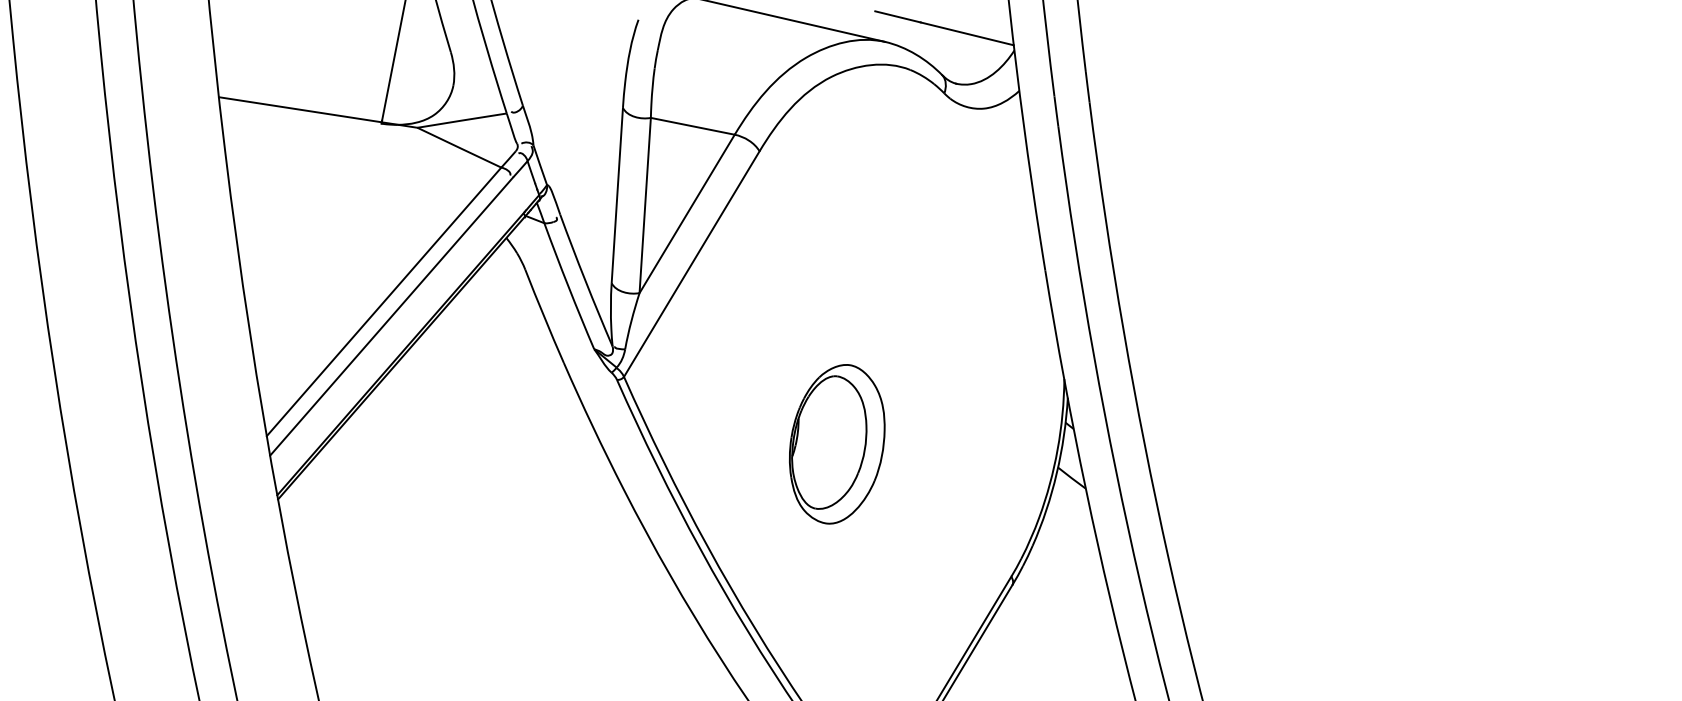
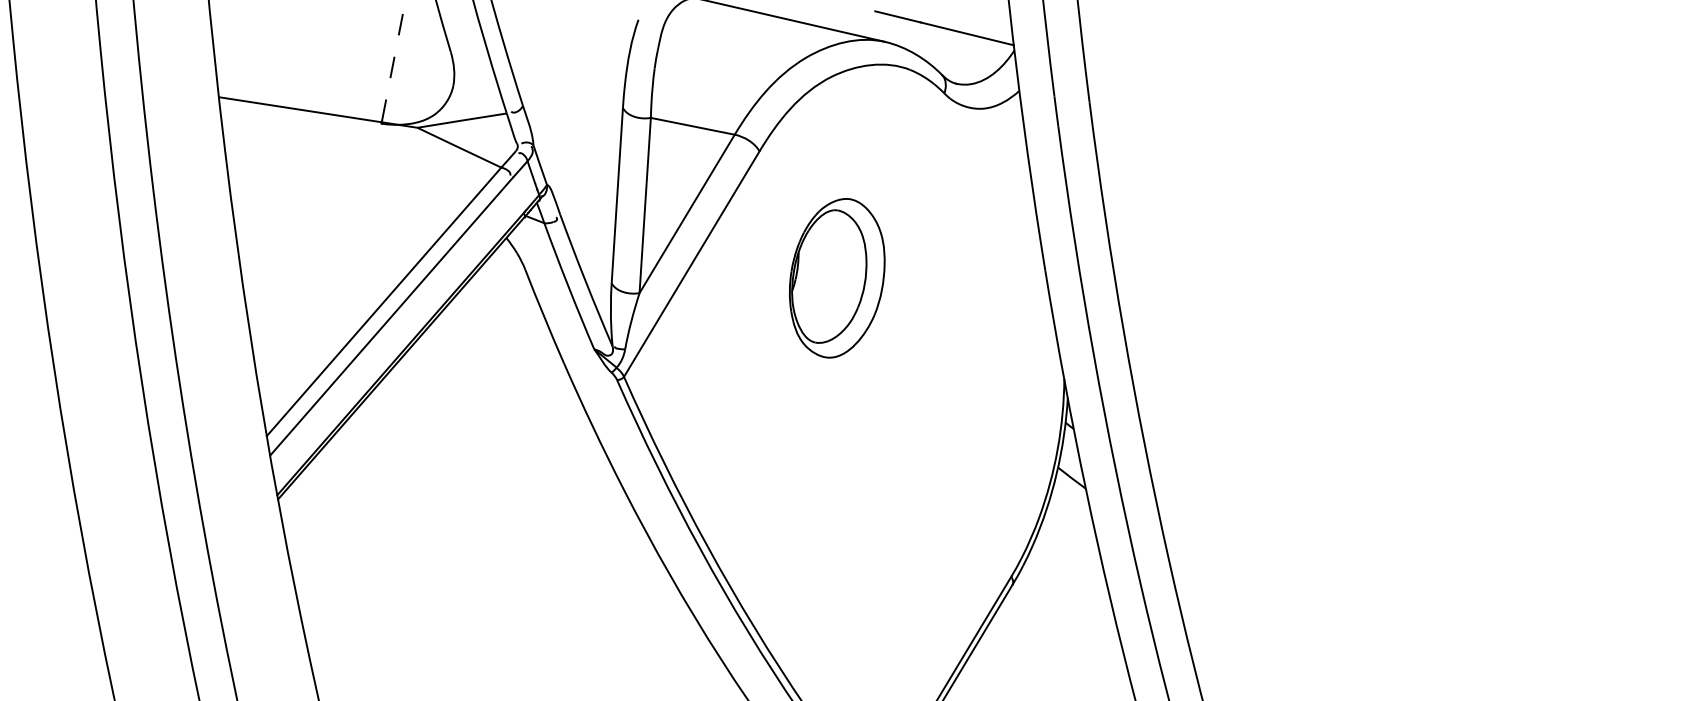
line: solid -> dashed (393, 60)
part position: (837, 444) -> (837, 278) (837, 278)
